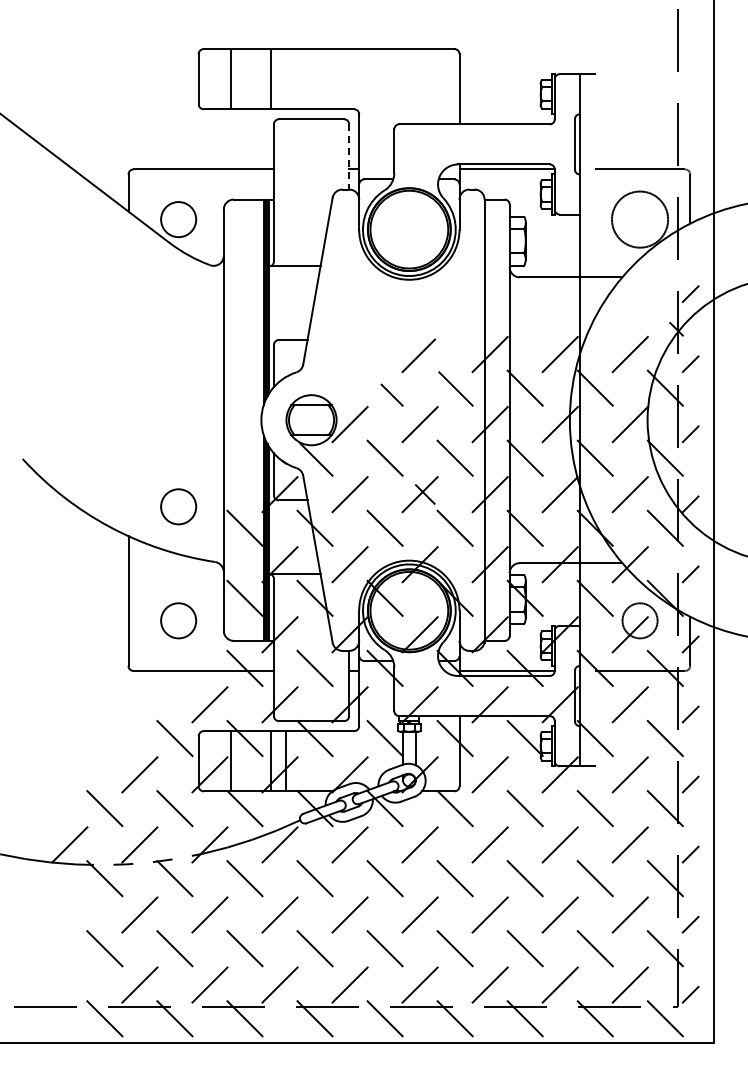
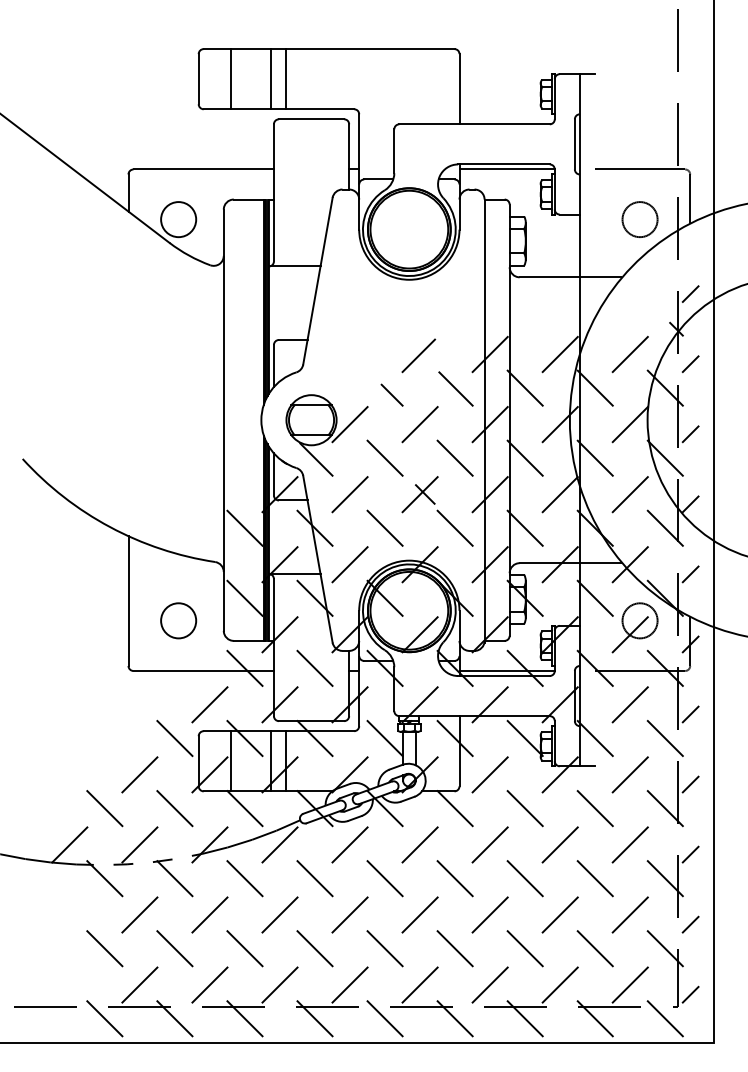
line: none -> present (286, 79)
line: dashed -> solid (349, 156)
circle diameter: 56 px -> 35 px (639, 219)
circle: present -> none (178, 506)
